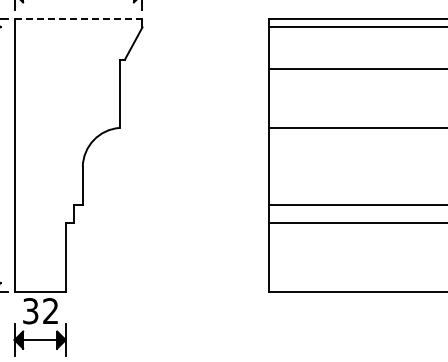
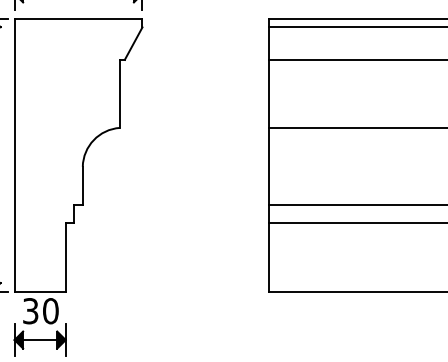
line: dashed -> solid (78, 18)
line position: (356, 68) -> (356, 59) (356, 59)
text: 32 -> 30 (50, 311)
